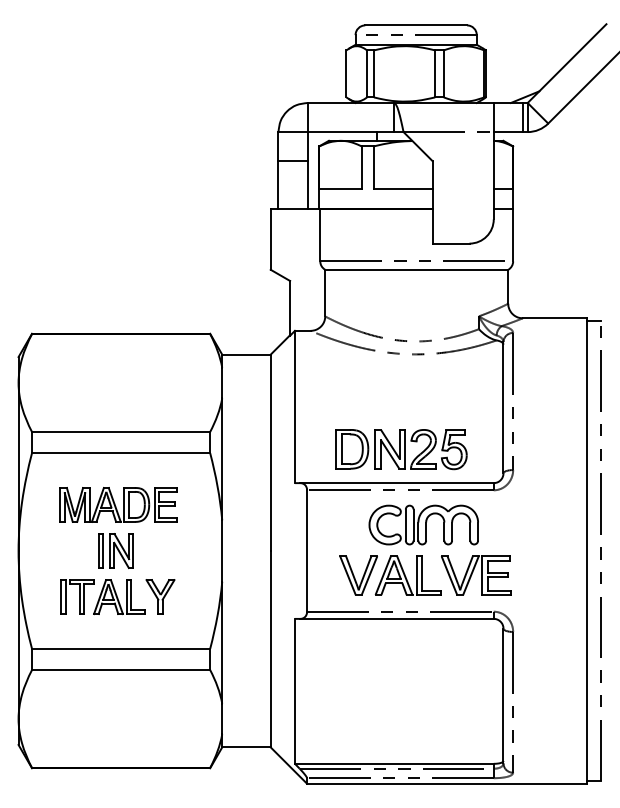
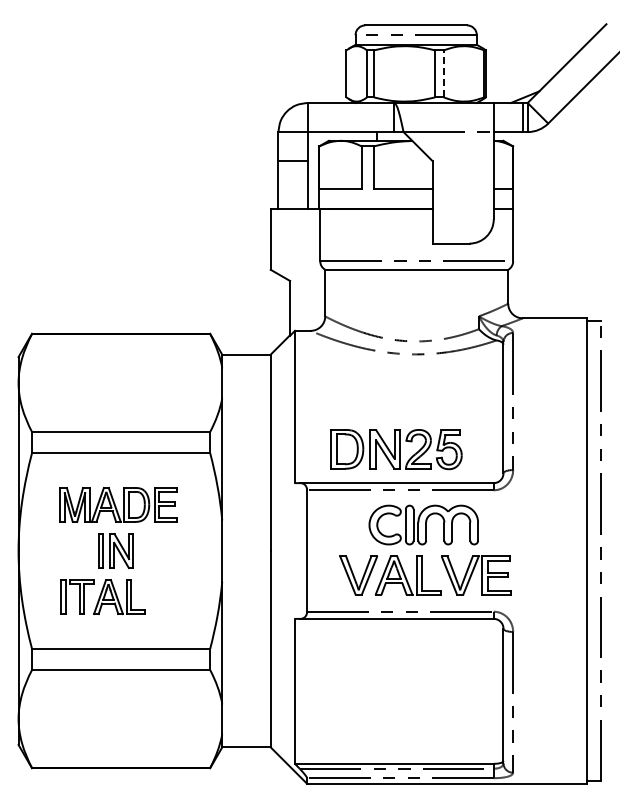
line: solid -> dashed (443, 73)
part position: (401, 449) -> (396, 449) (396, 449)
part: present -> none (160, 596)
